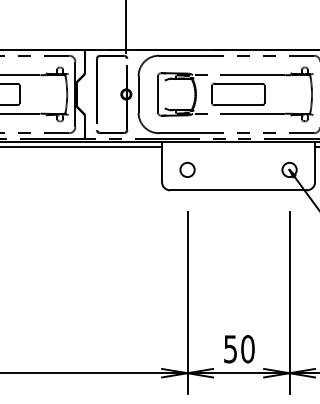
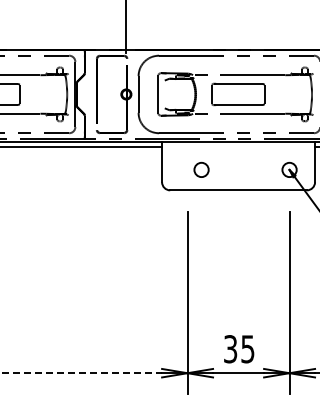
circle position: (187, 169) -> (201, 169) (201, 169)
text: 50 -> 35 (239, 349)
line: solid -> dashed (81, 373)
